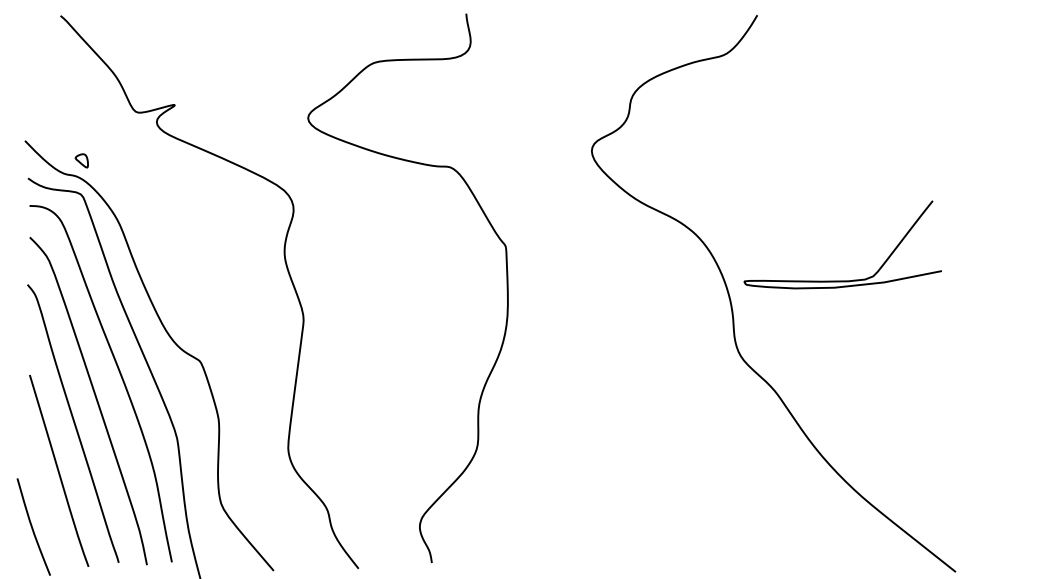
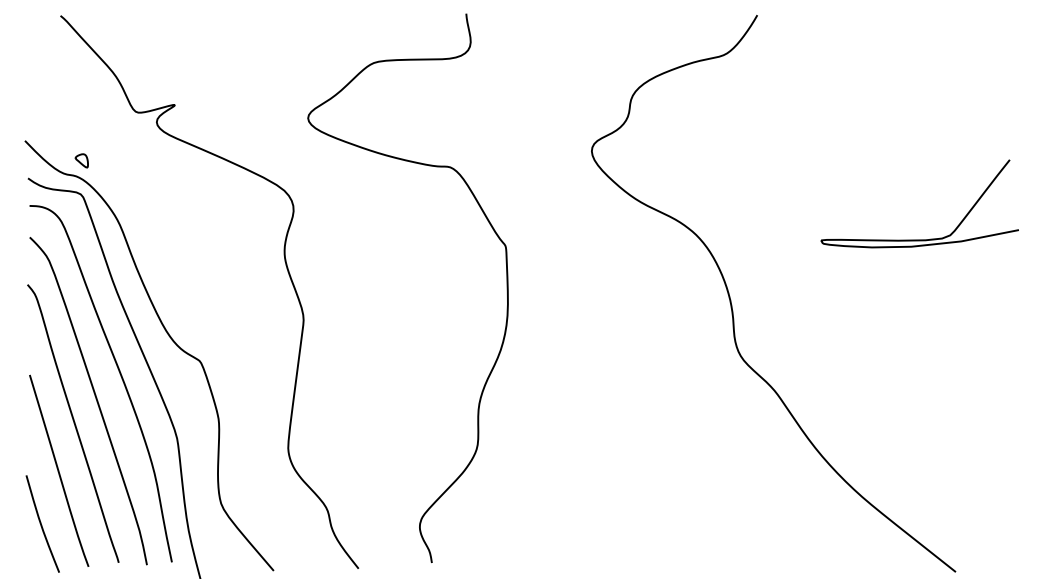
curve position: (842, 280) -> (919, 239) (919, 239)
curve position: (32, 526) -> (41, 523) (41, 523)
